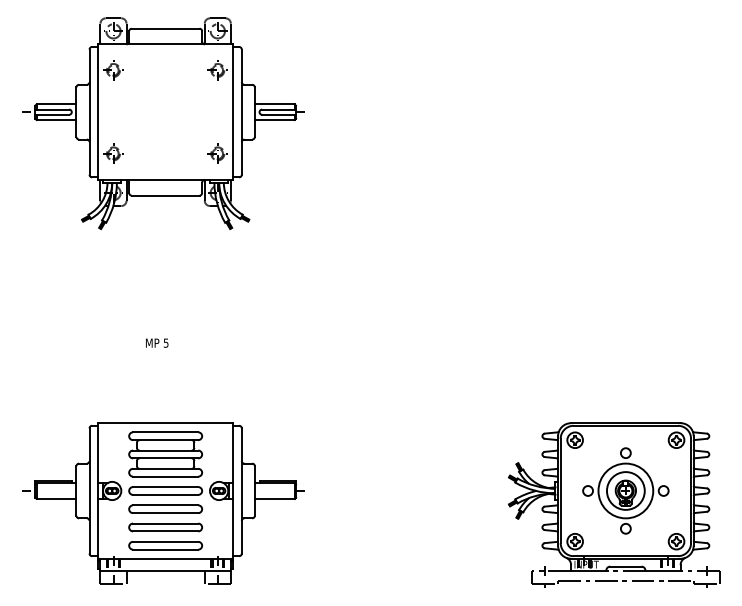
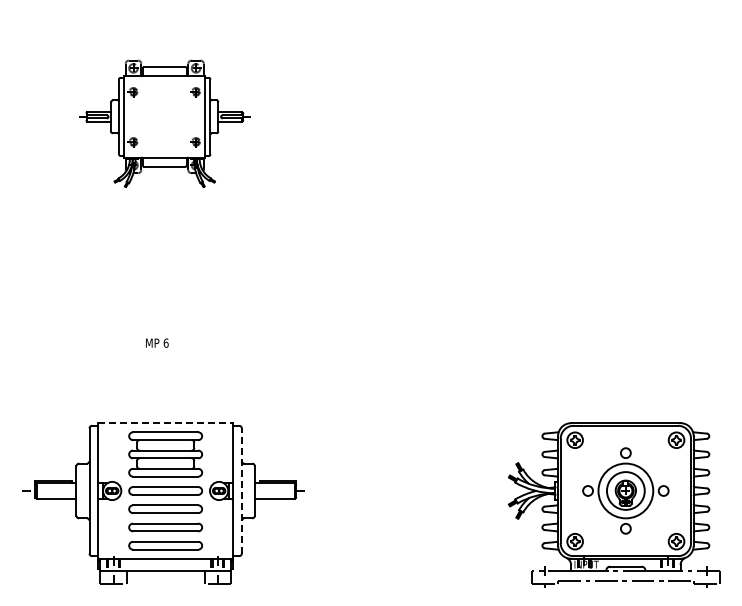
part size: 283x214 px -> 172x130 px (164, 123)
text: 5 -> 6 (165, 342)
line: solid -> dashed (165, 423)
line: solid -> dashed (241, 490)
